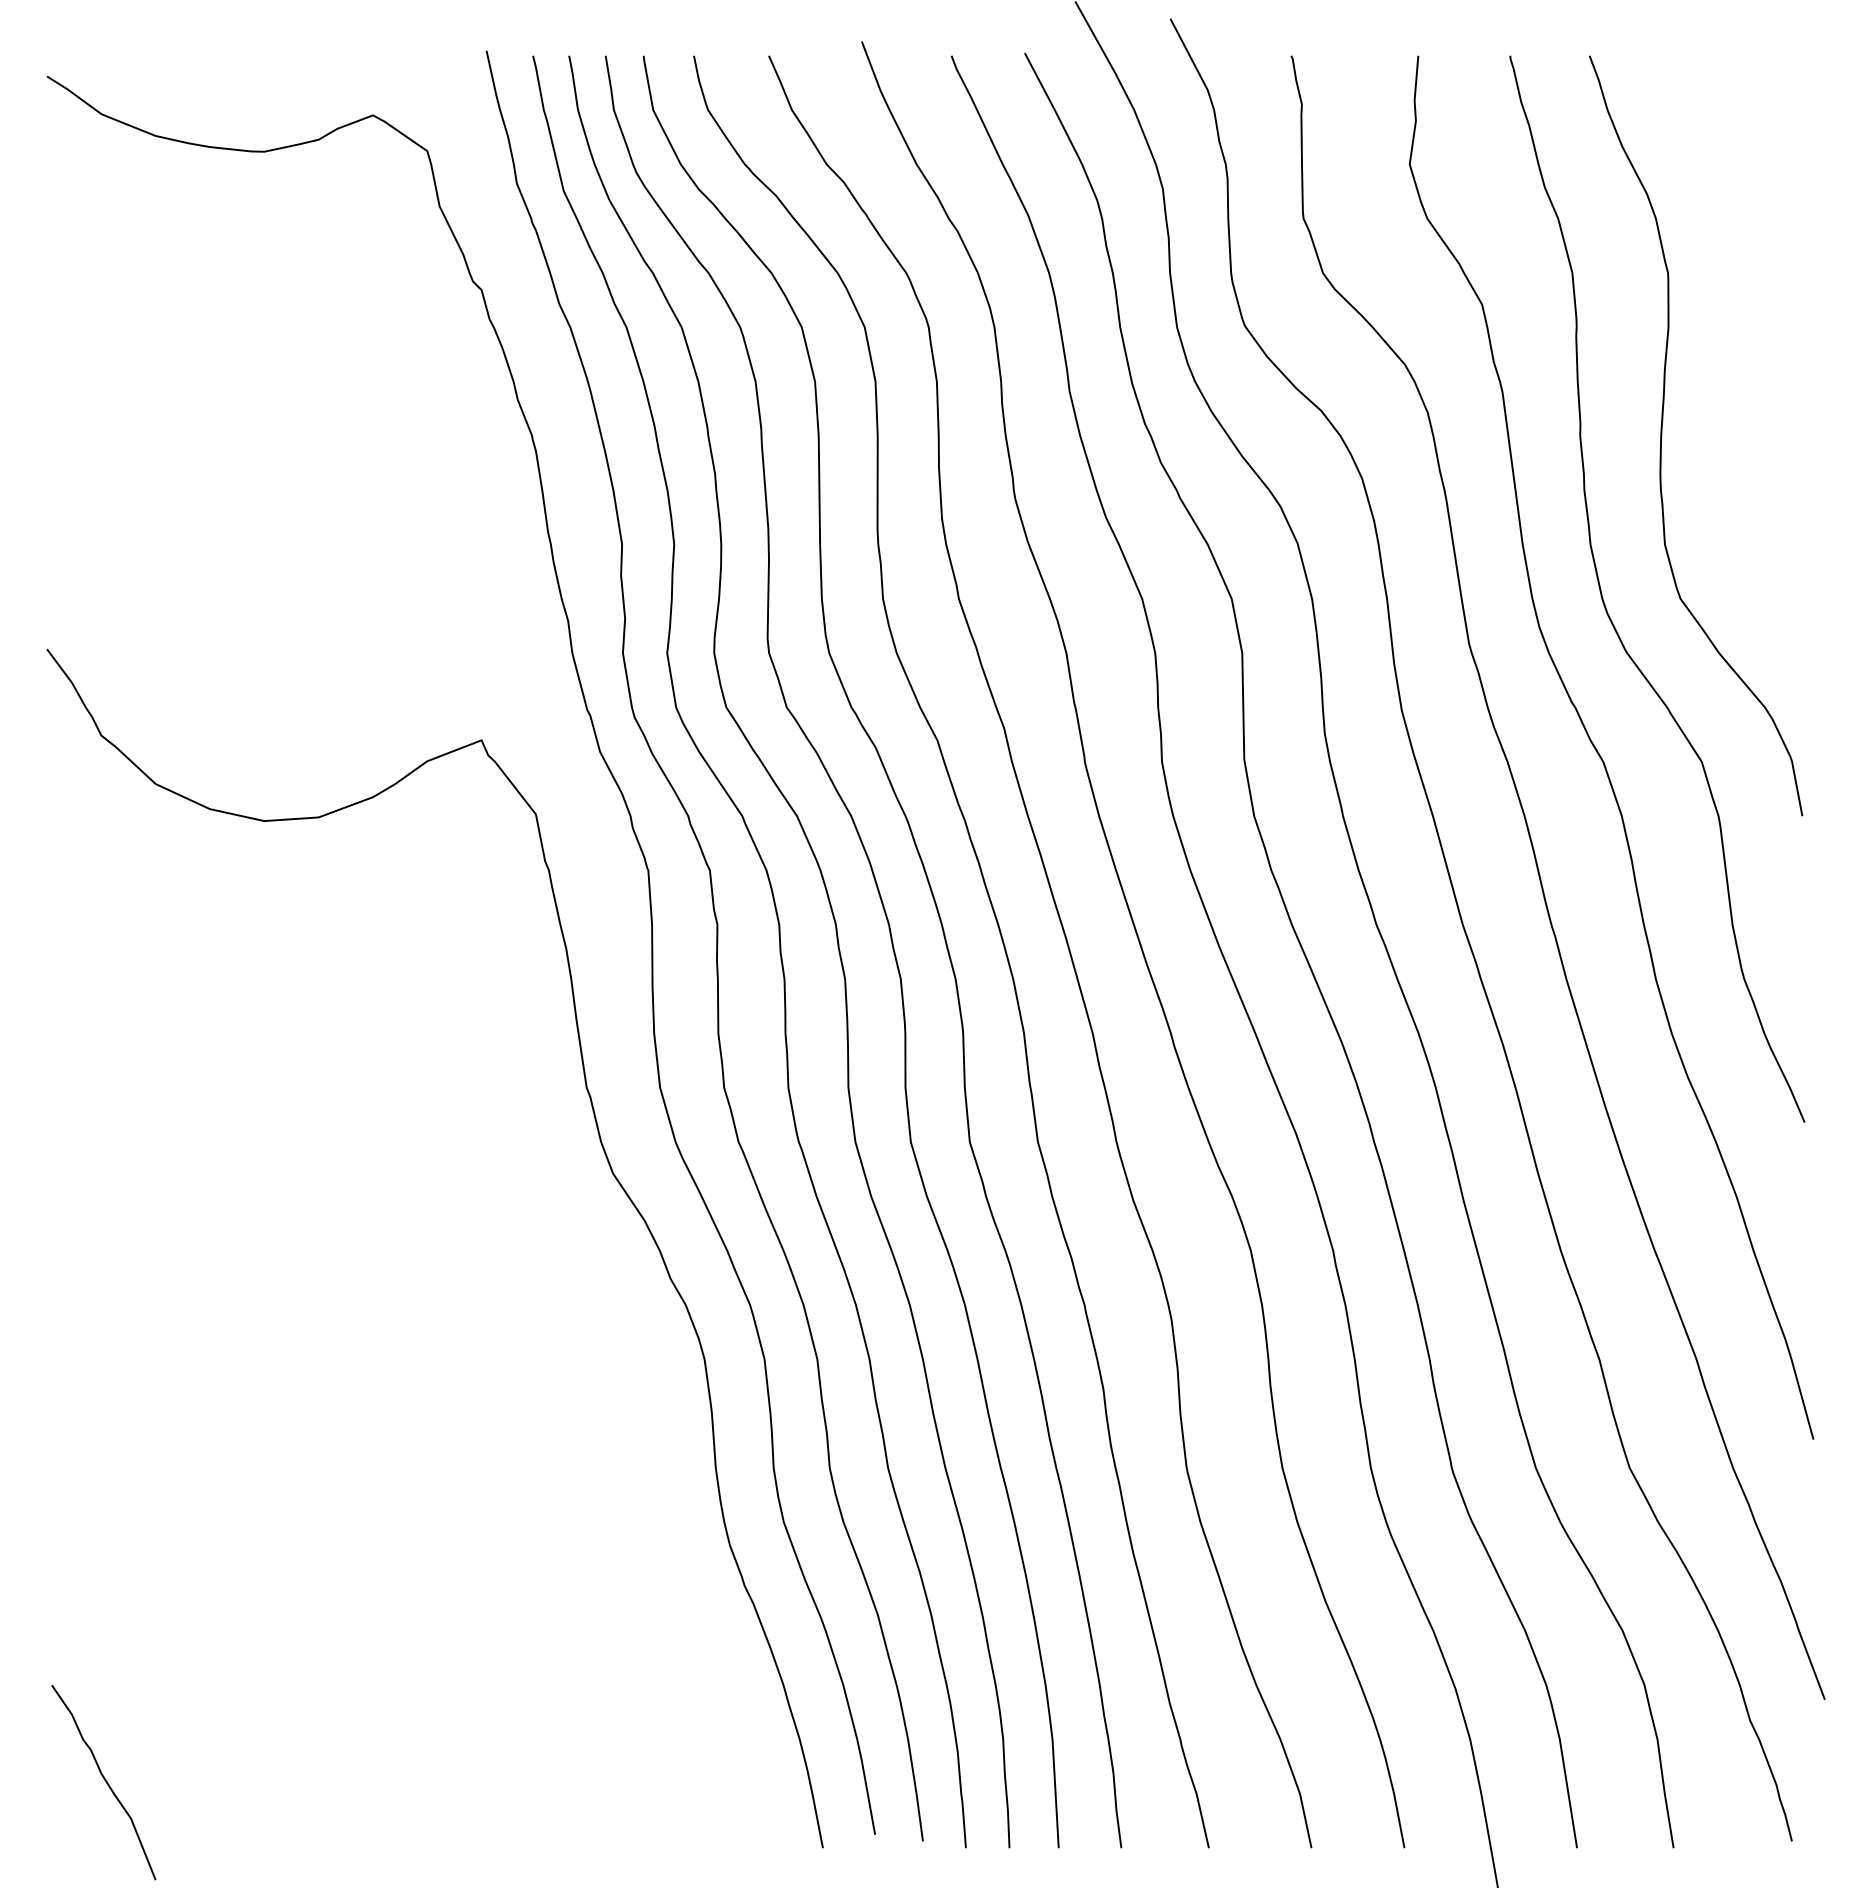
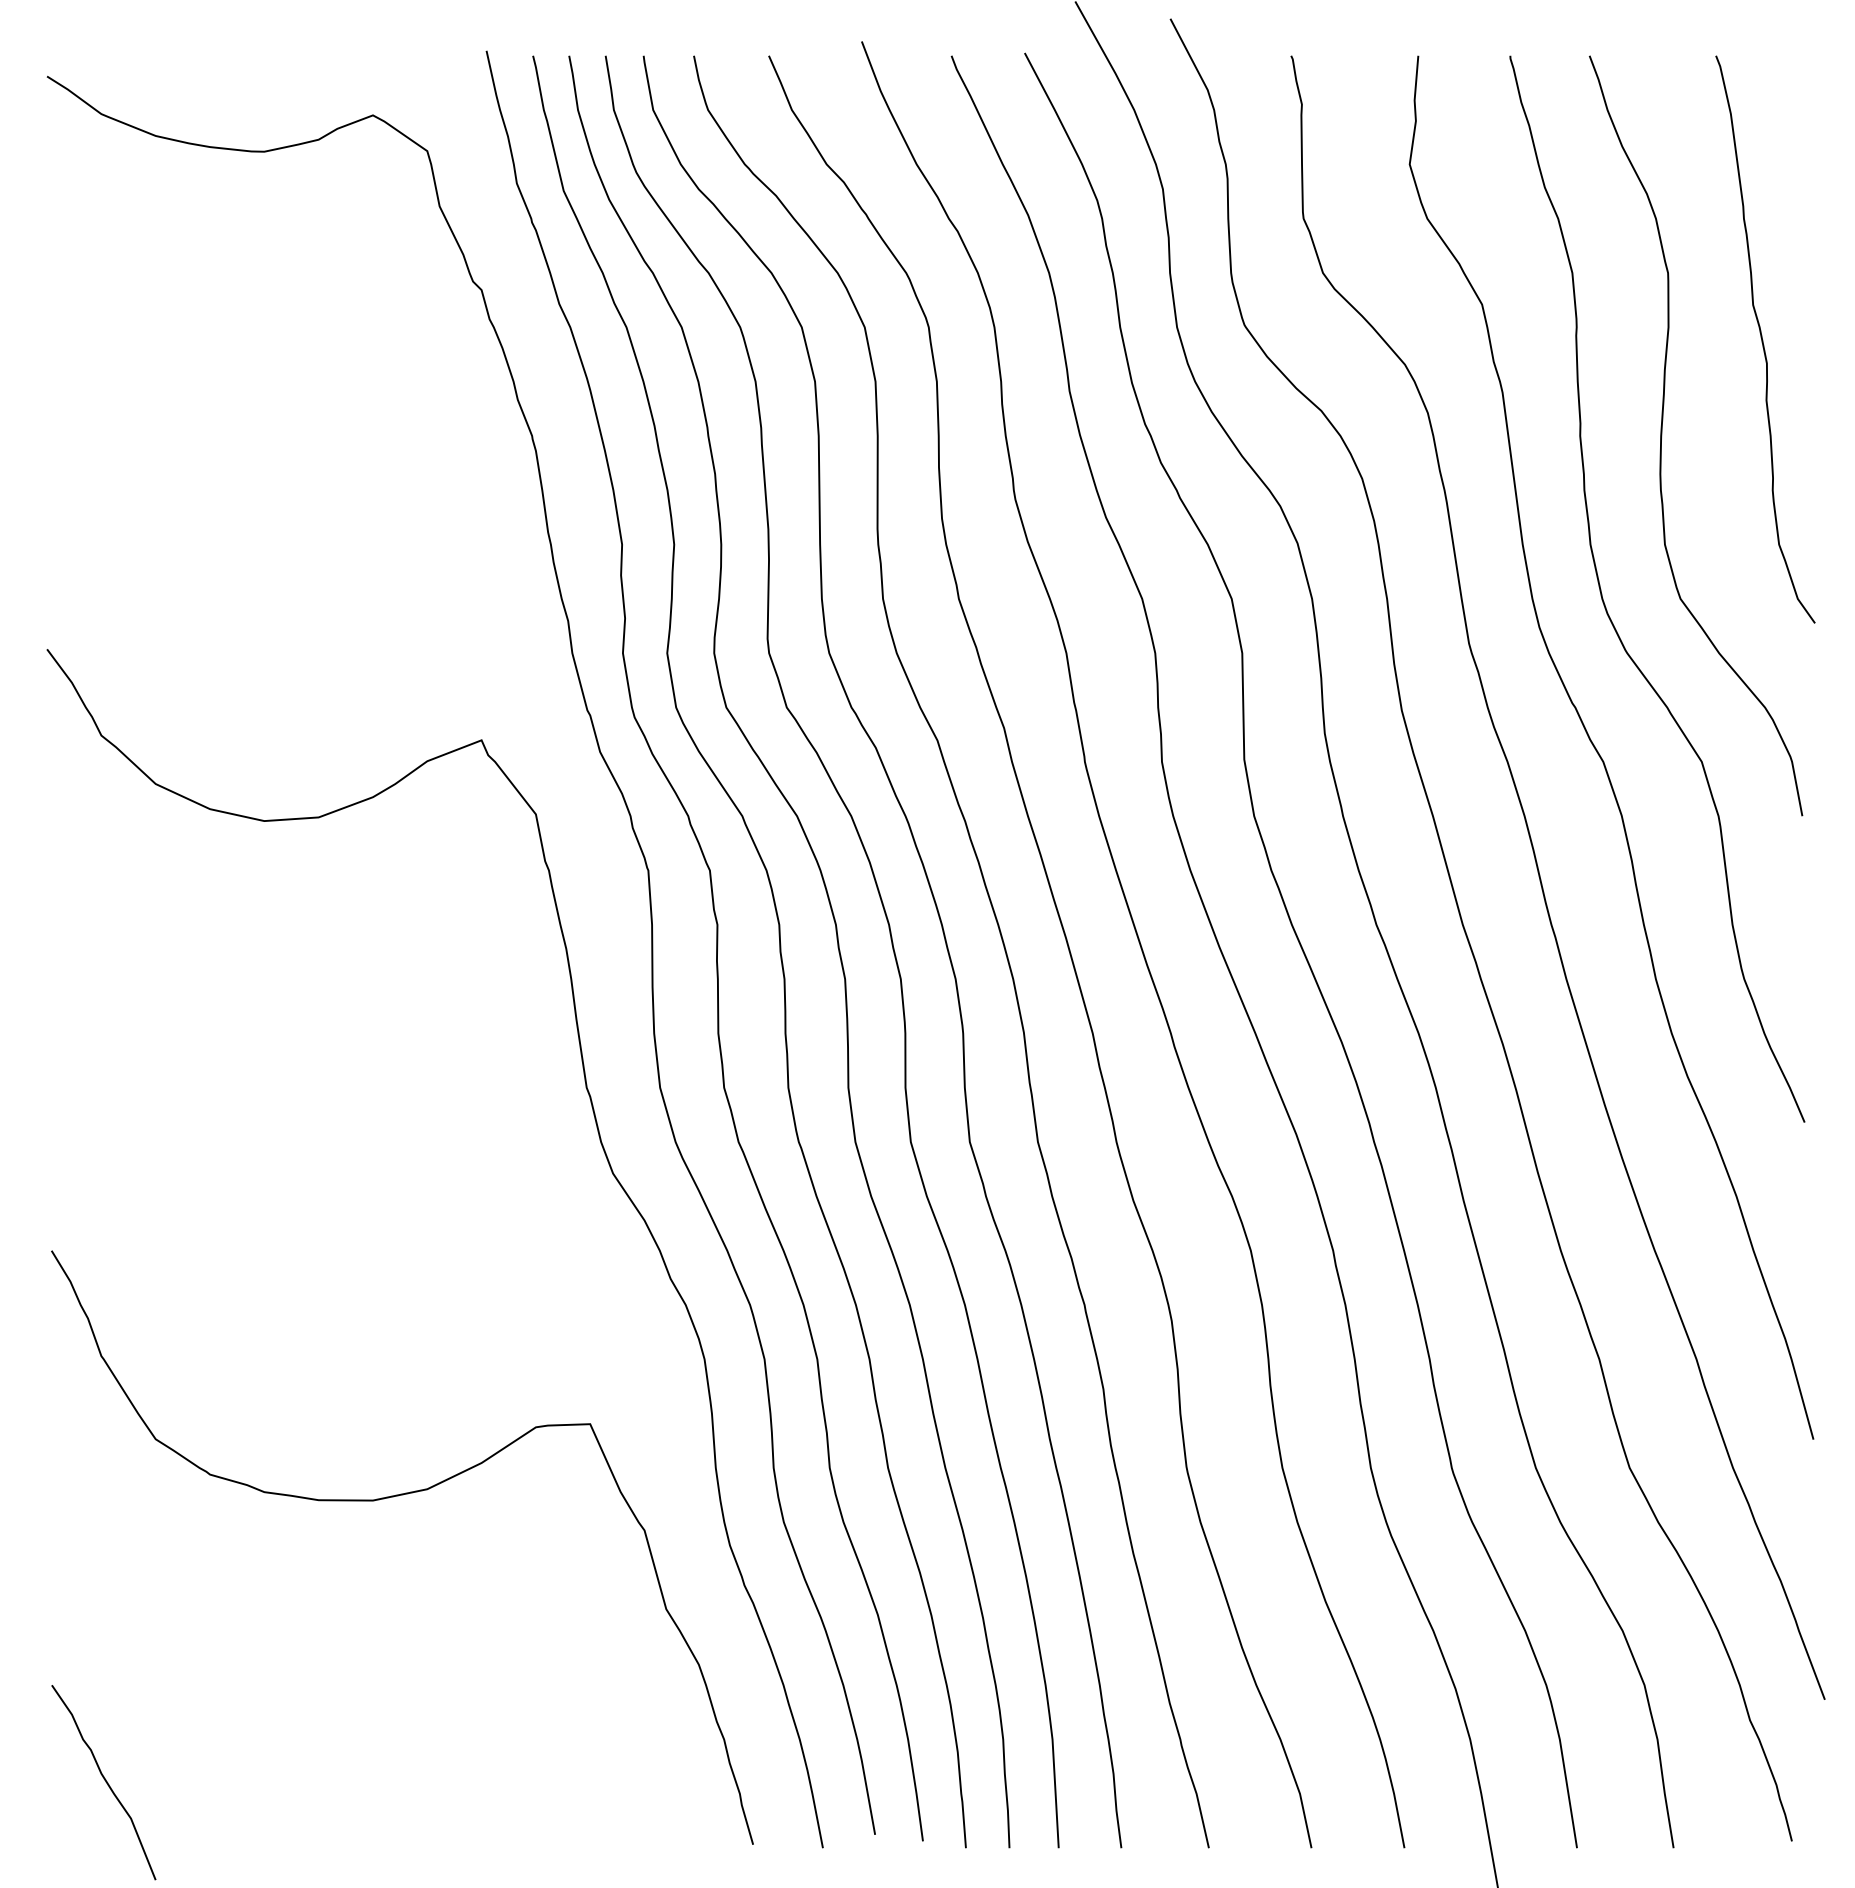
curve: none -> present (1763, 340)
curve: none -> present (393, 1497)
